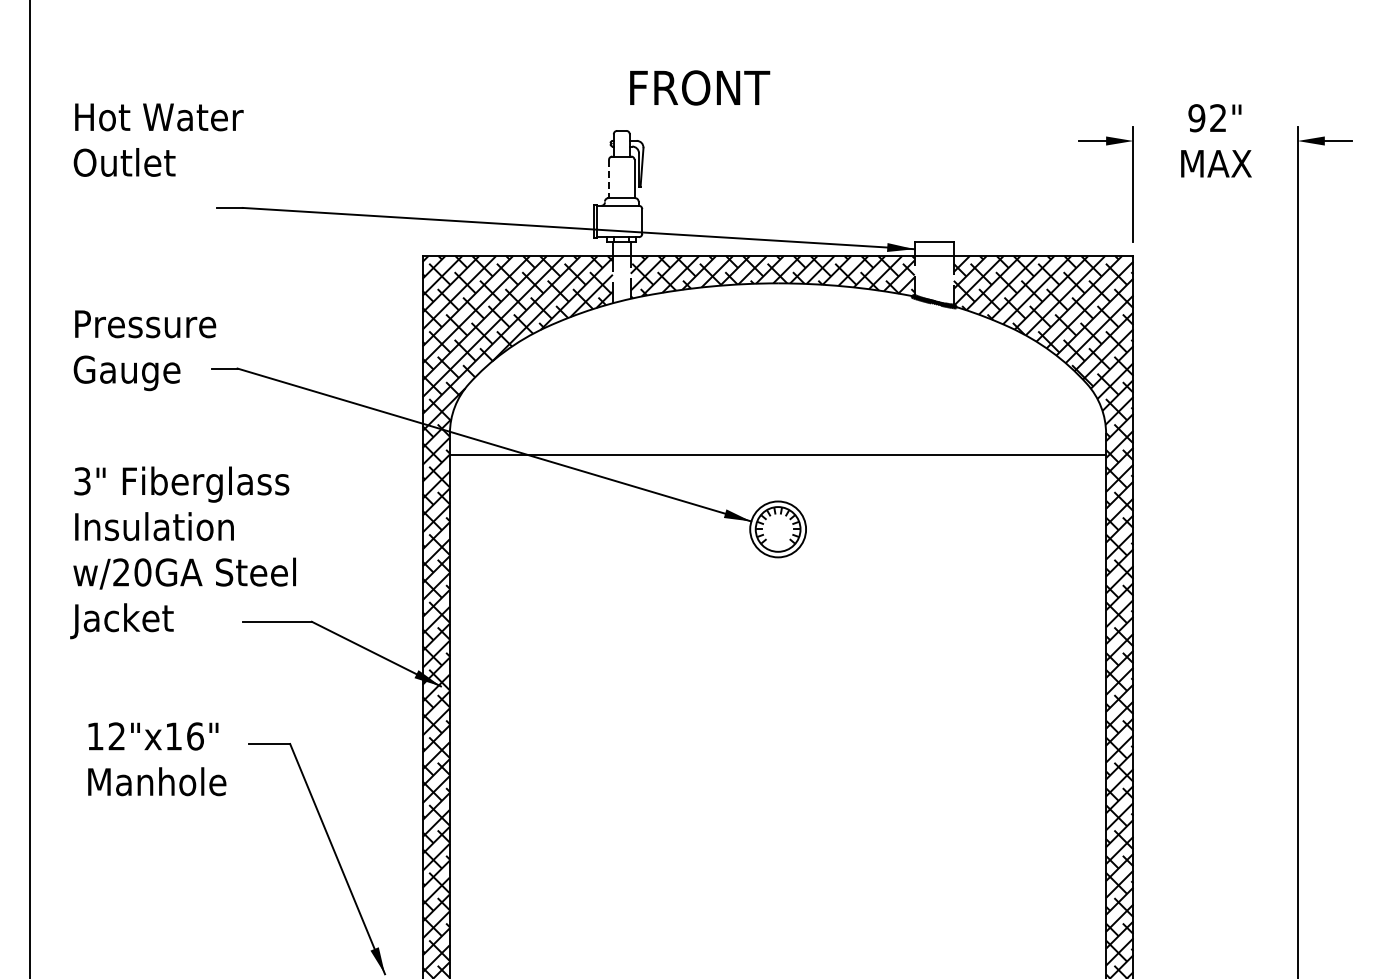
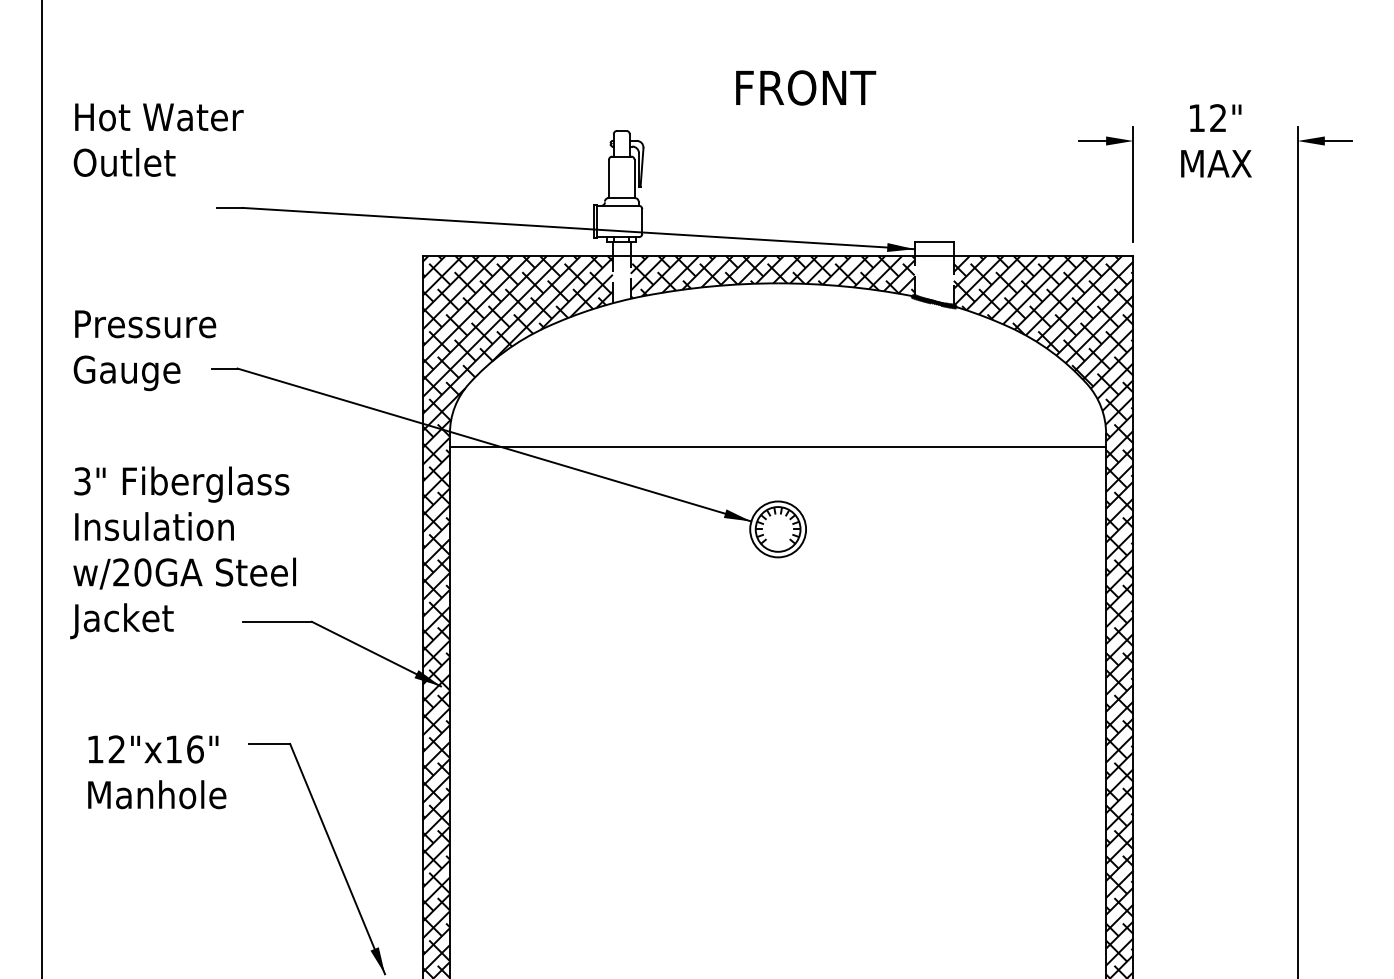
text position: (700, 87) -> (806, 87) (806, 87)
text: 92" -> 12" (1196, 118)
line: dashed -> solid (608, 179)
line position: (778, 455) -> (778, 447) (778, 447)
line position: (29, 488) -> (41, 488) (41, 488)
text position: (157, 759) -> (157, 772) (157, 772)
